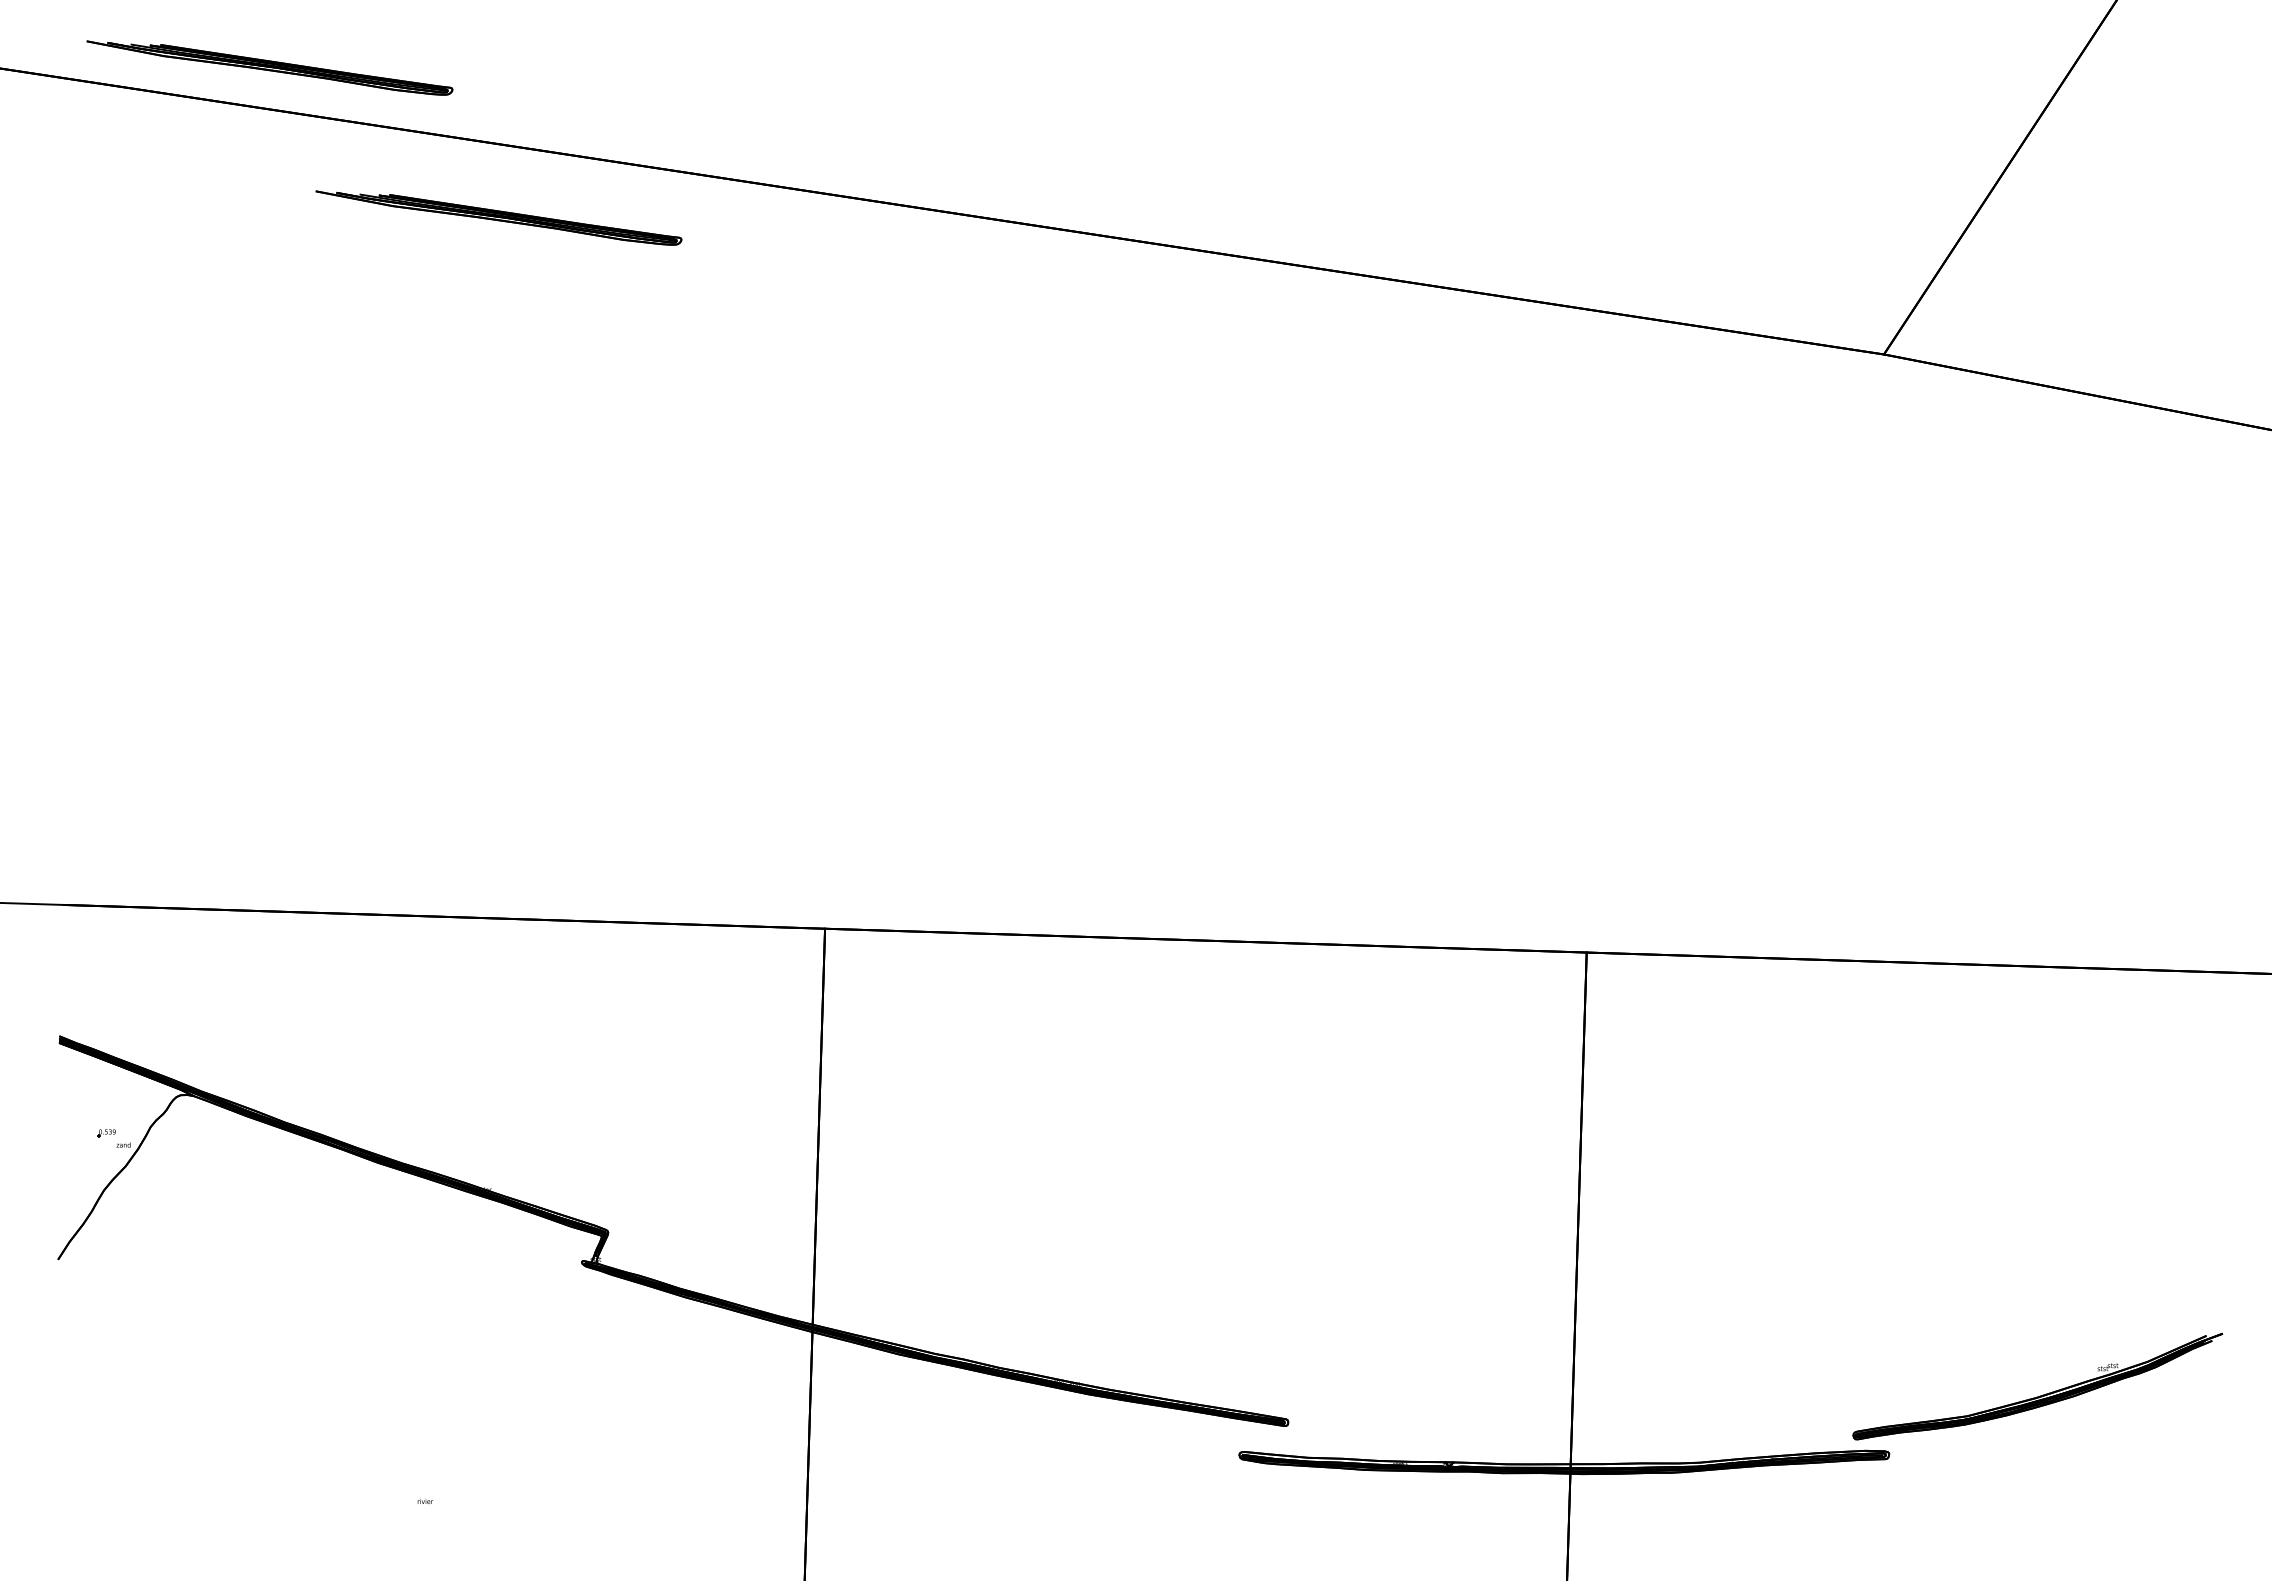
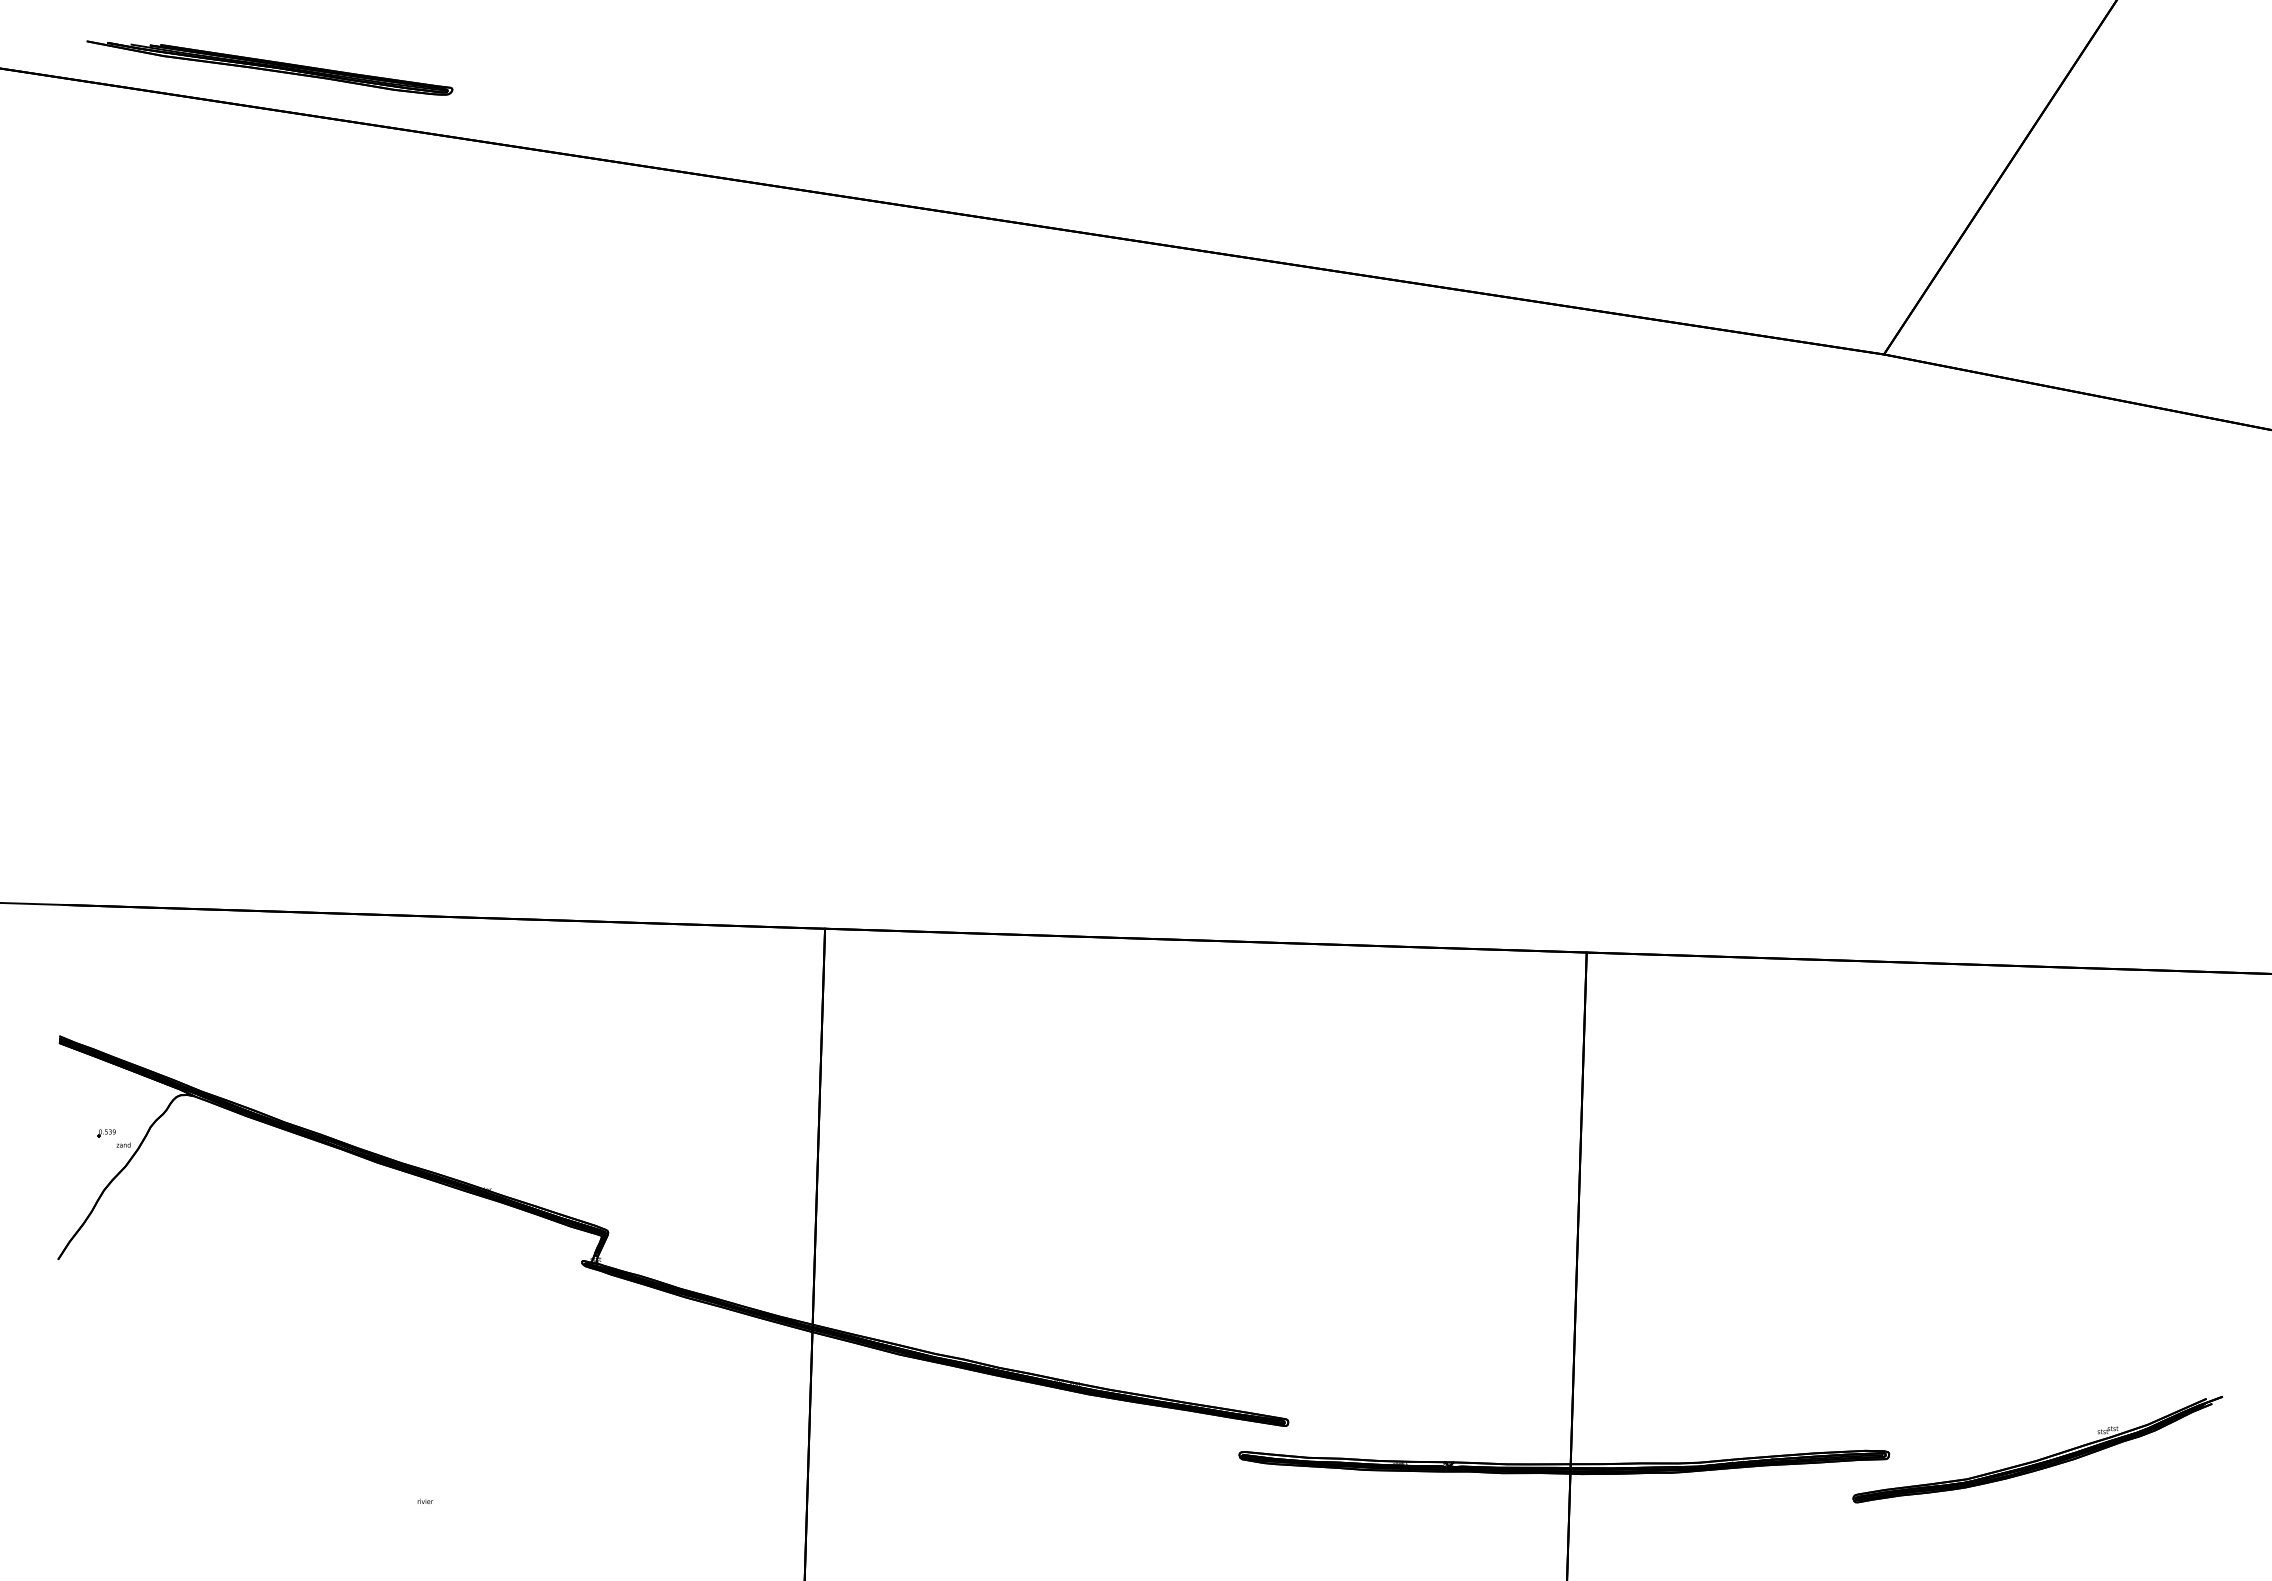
part: present -> none (498, 217)
part position: (2040, 1395) -> (2040, 1458) (2040, 1458)
